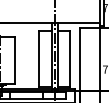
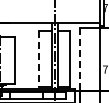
line: solid -> dashed (39, 59)
line: solid -> dashed (79, 59)
